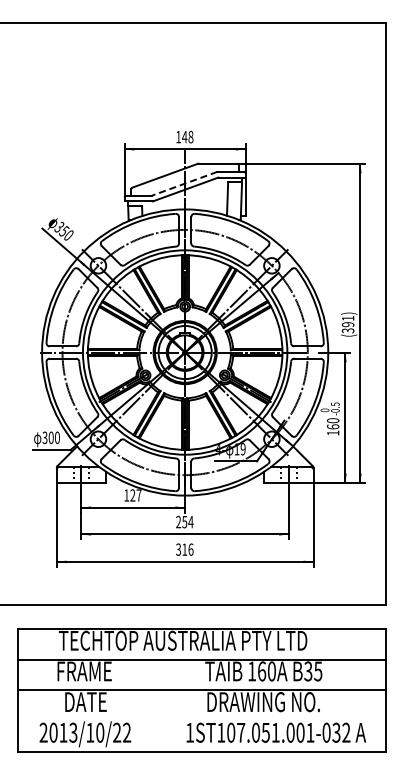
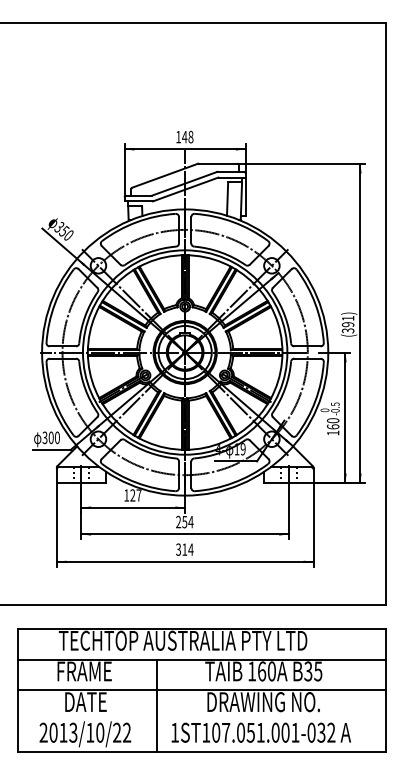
line: dashed -> solid (184, 183)
text: 316 -> 314 (190, 549)
line: none -> present (157, 705)
text position: (275, 732) -> (260, 732) (260, 732)
